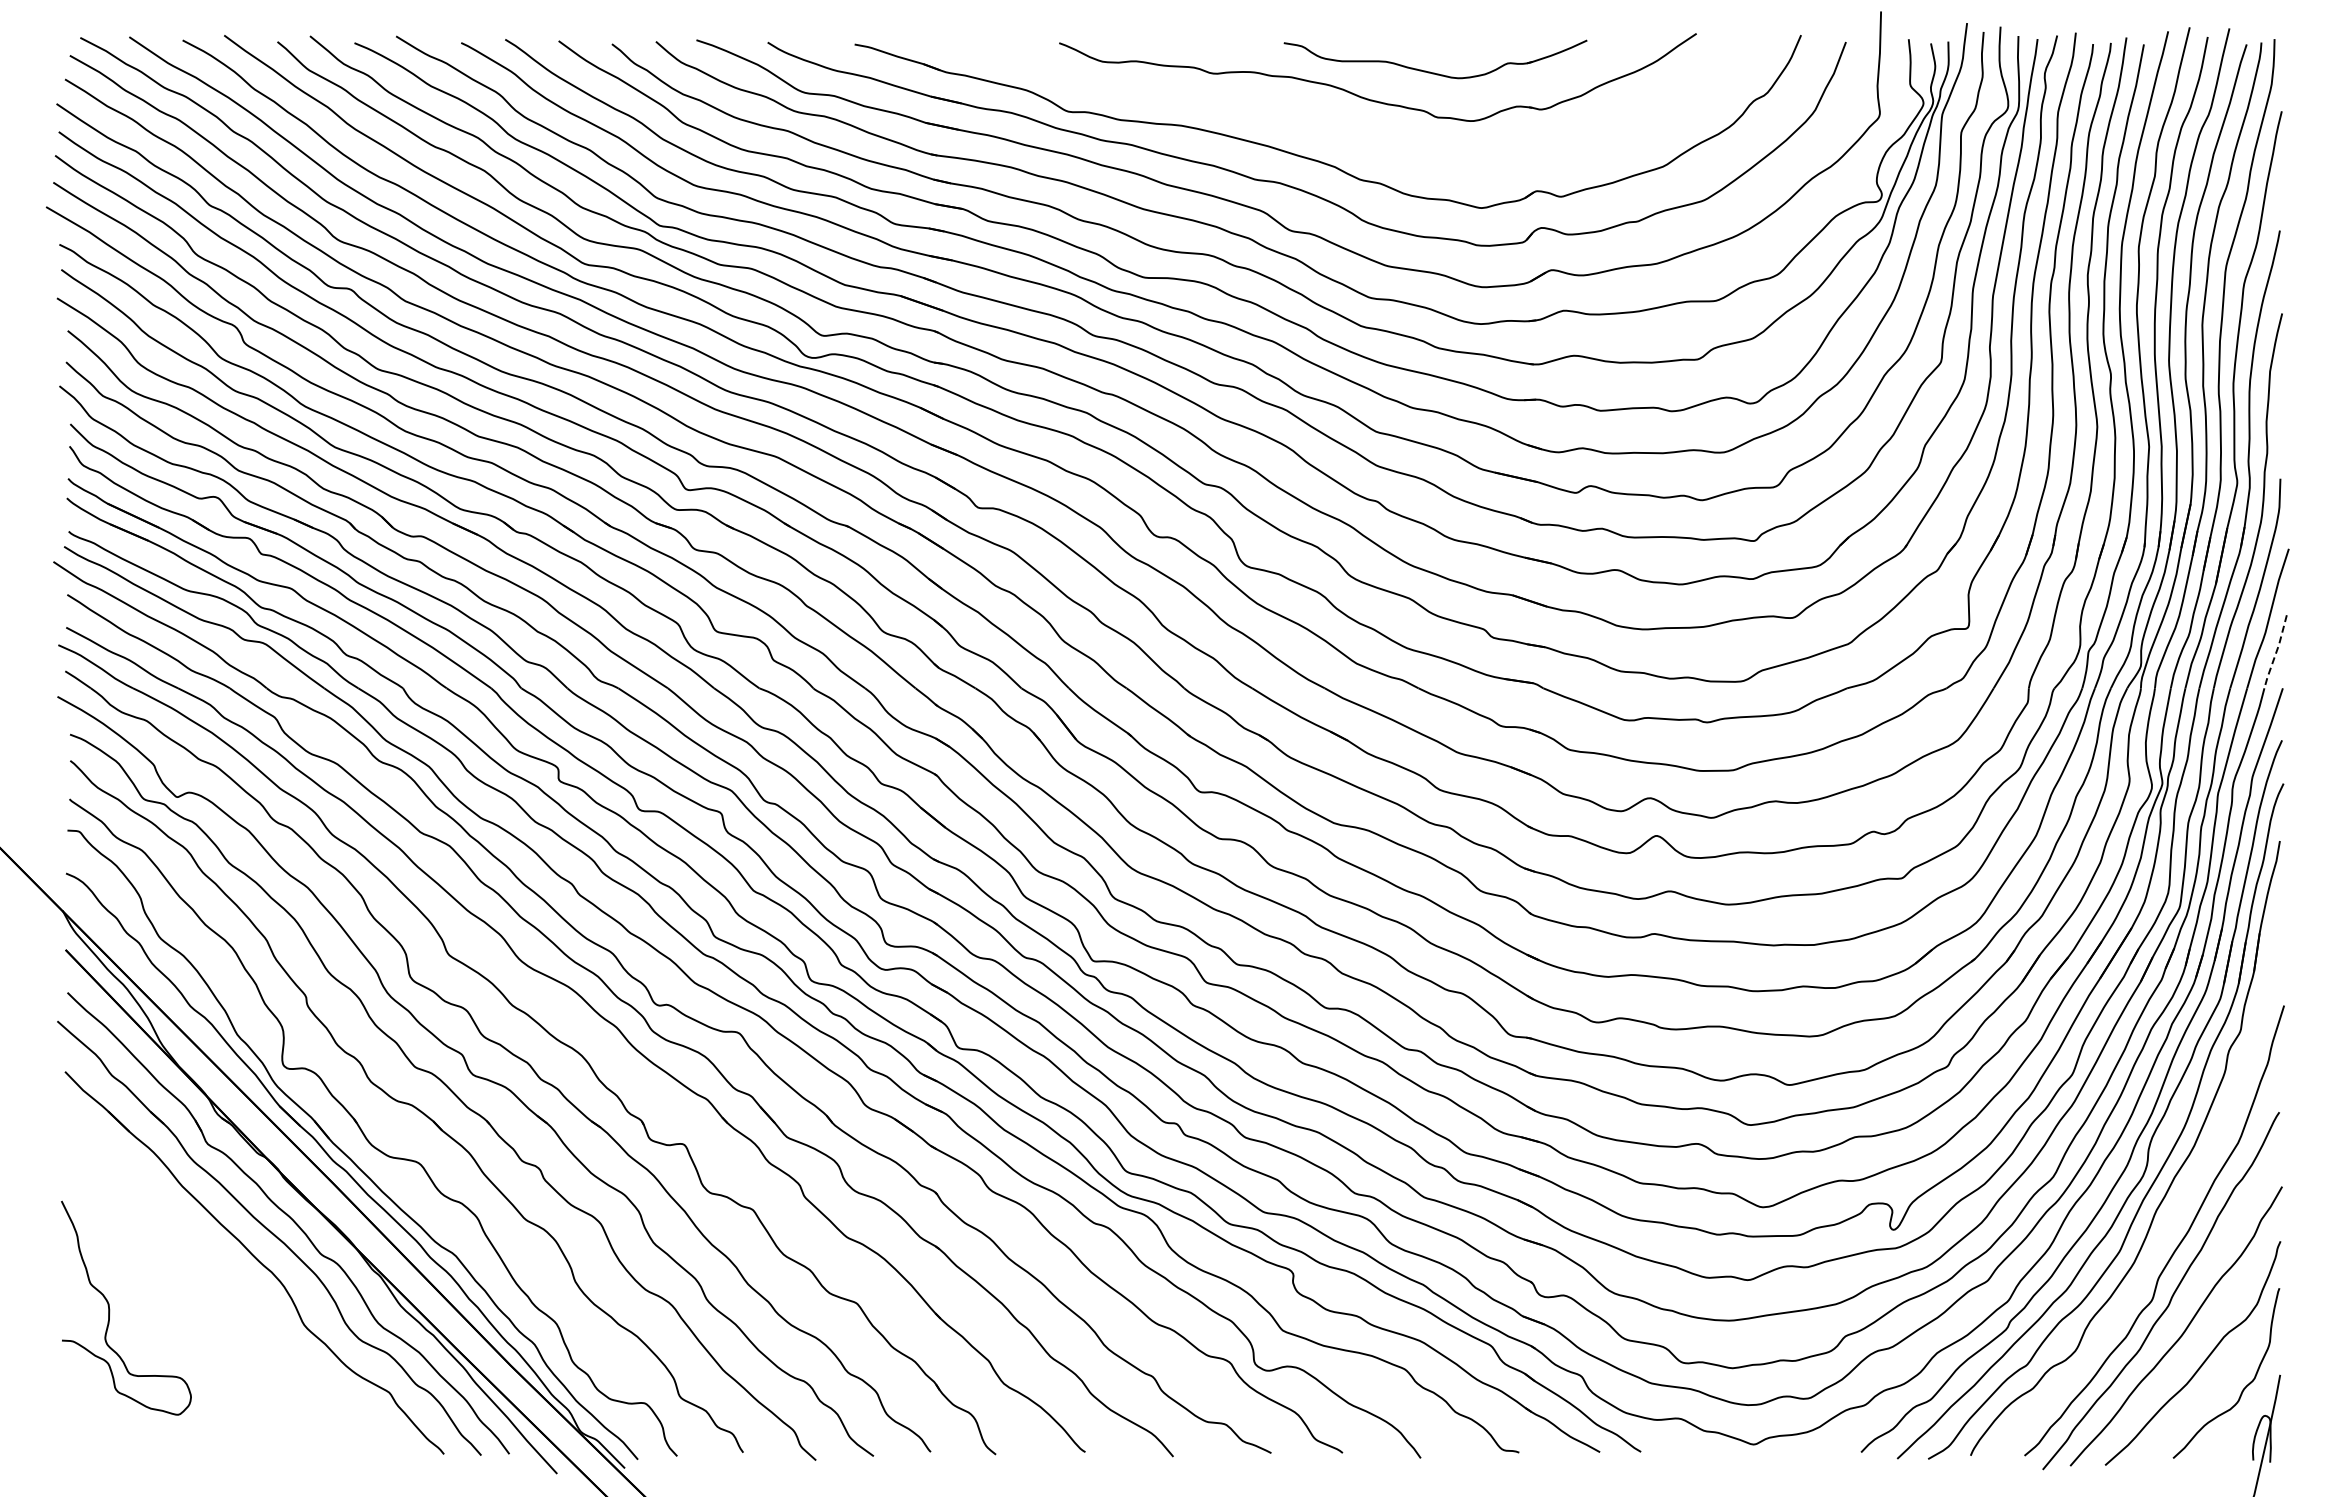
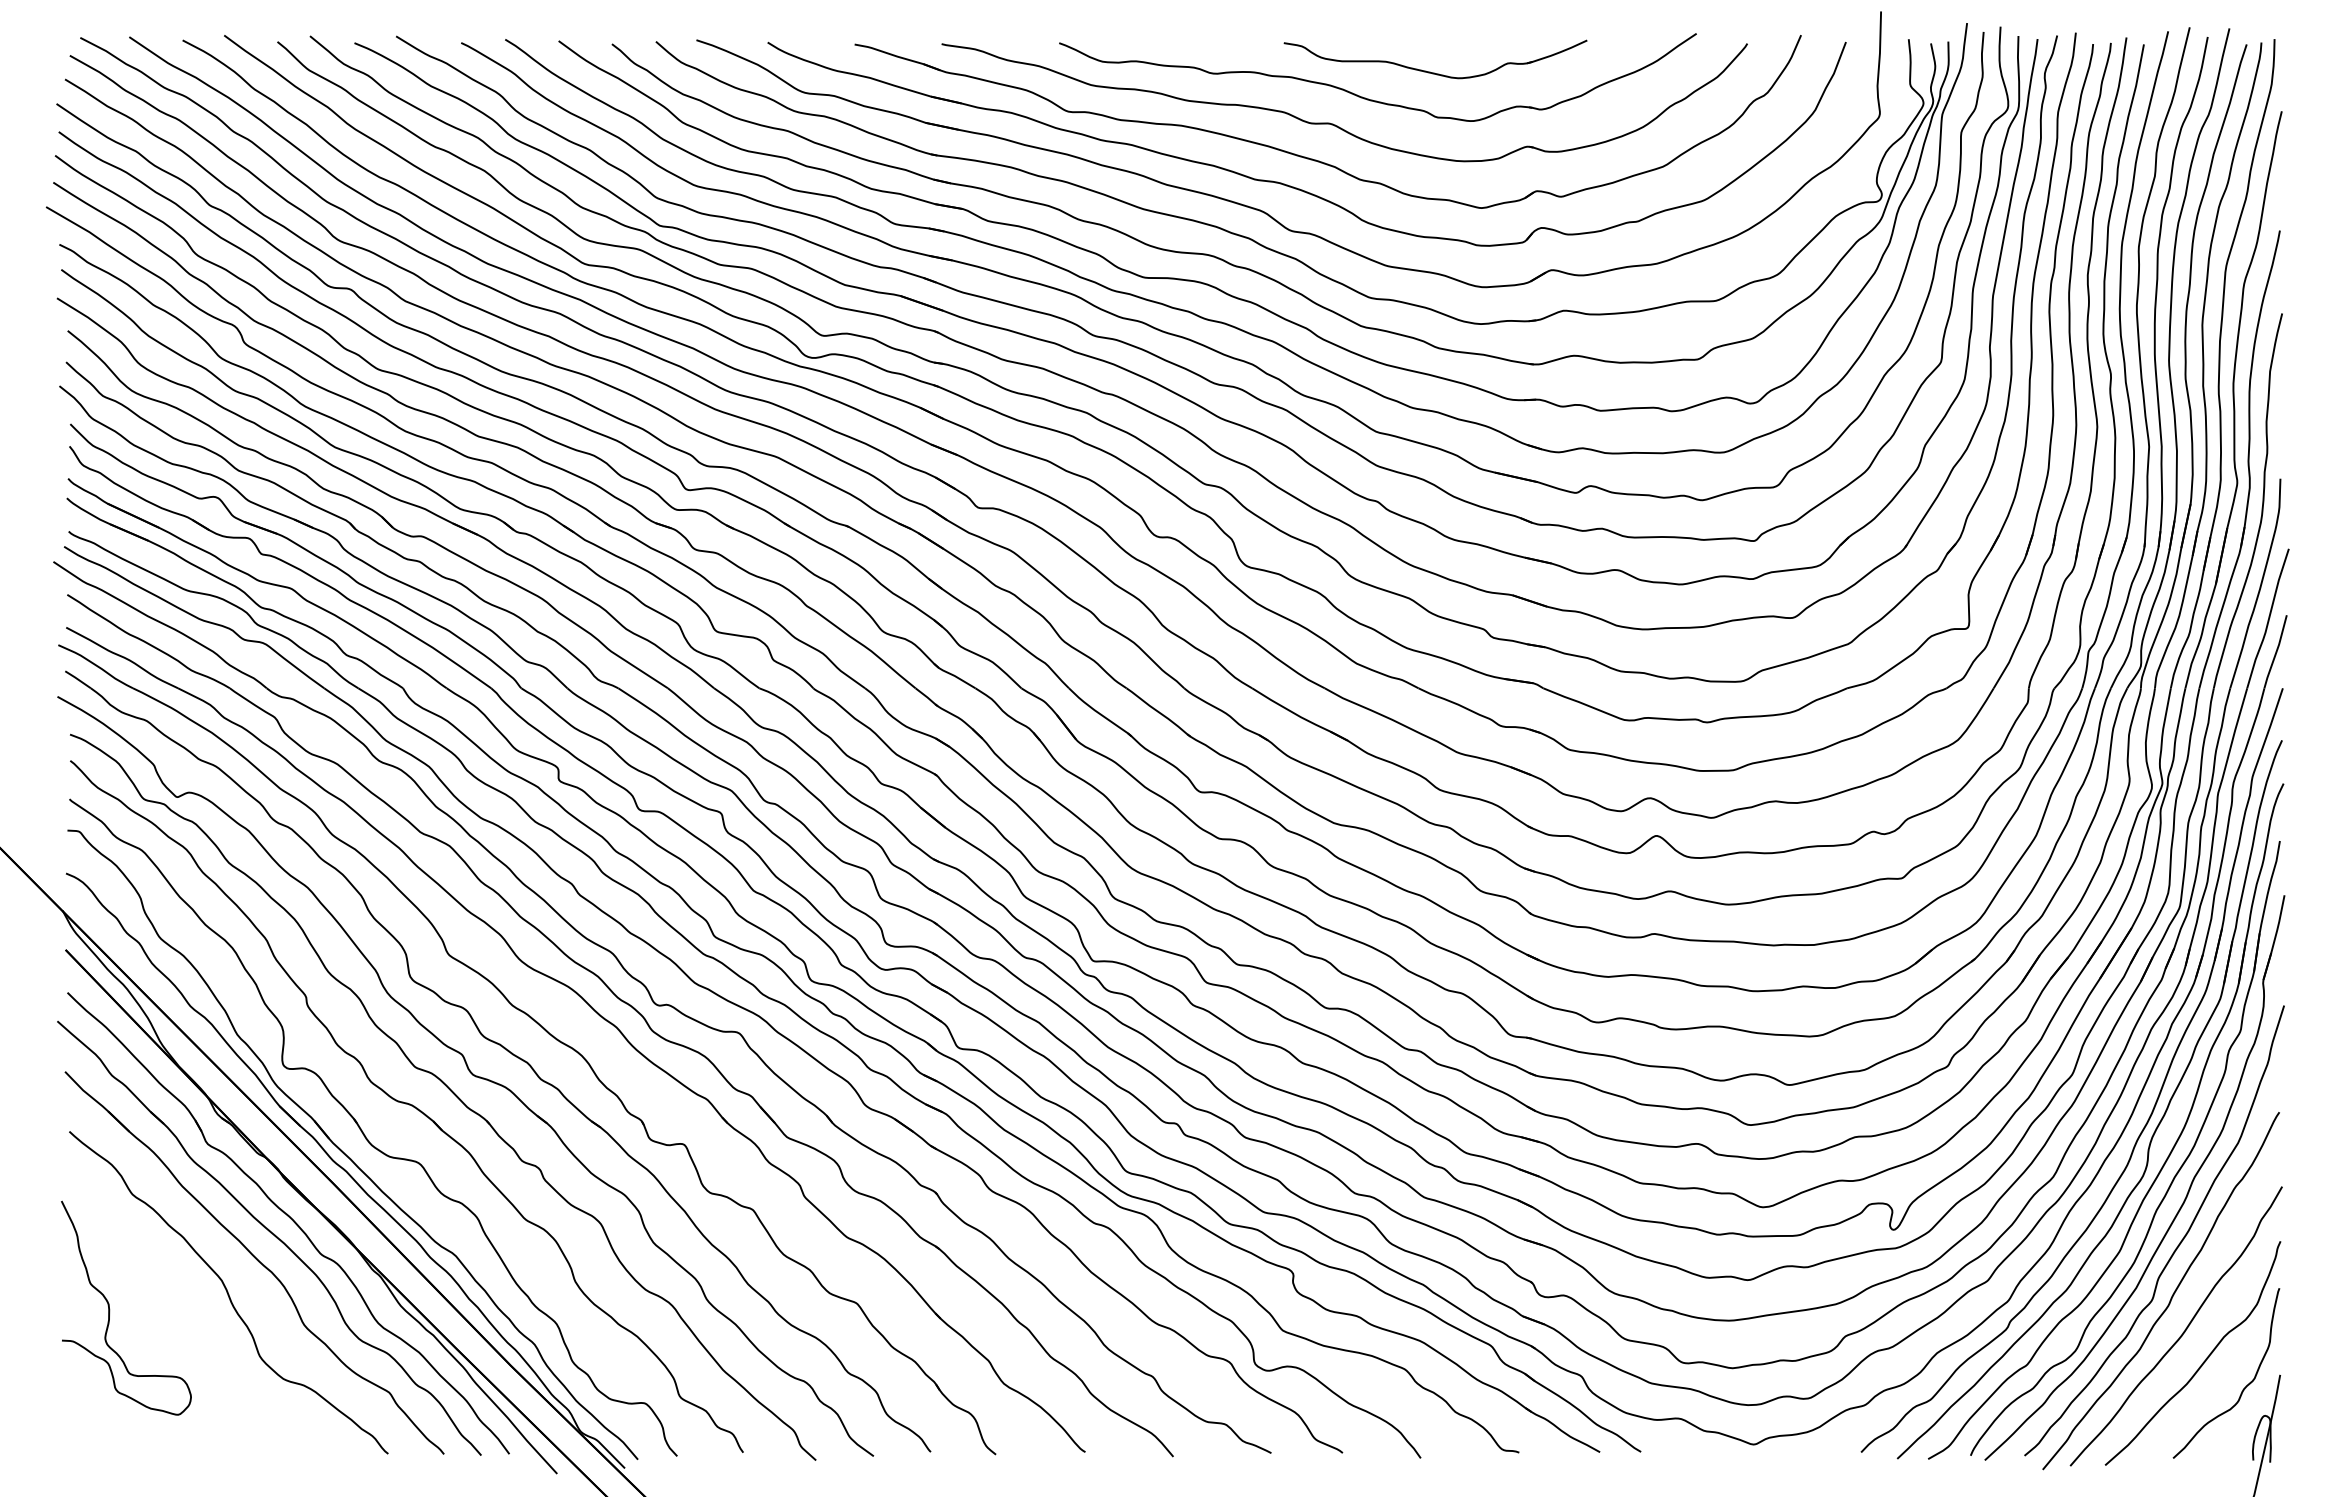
part: none -> present (1333, 123)
line: dashed -> solid (2276, 651)
part: none -> present (2182, 1202)
curve: none -> present (228, 1292)
